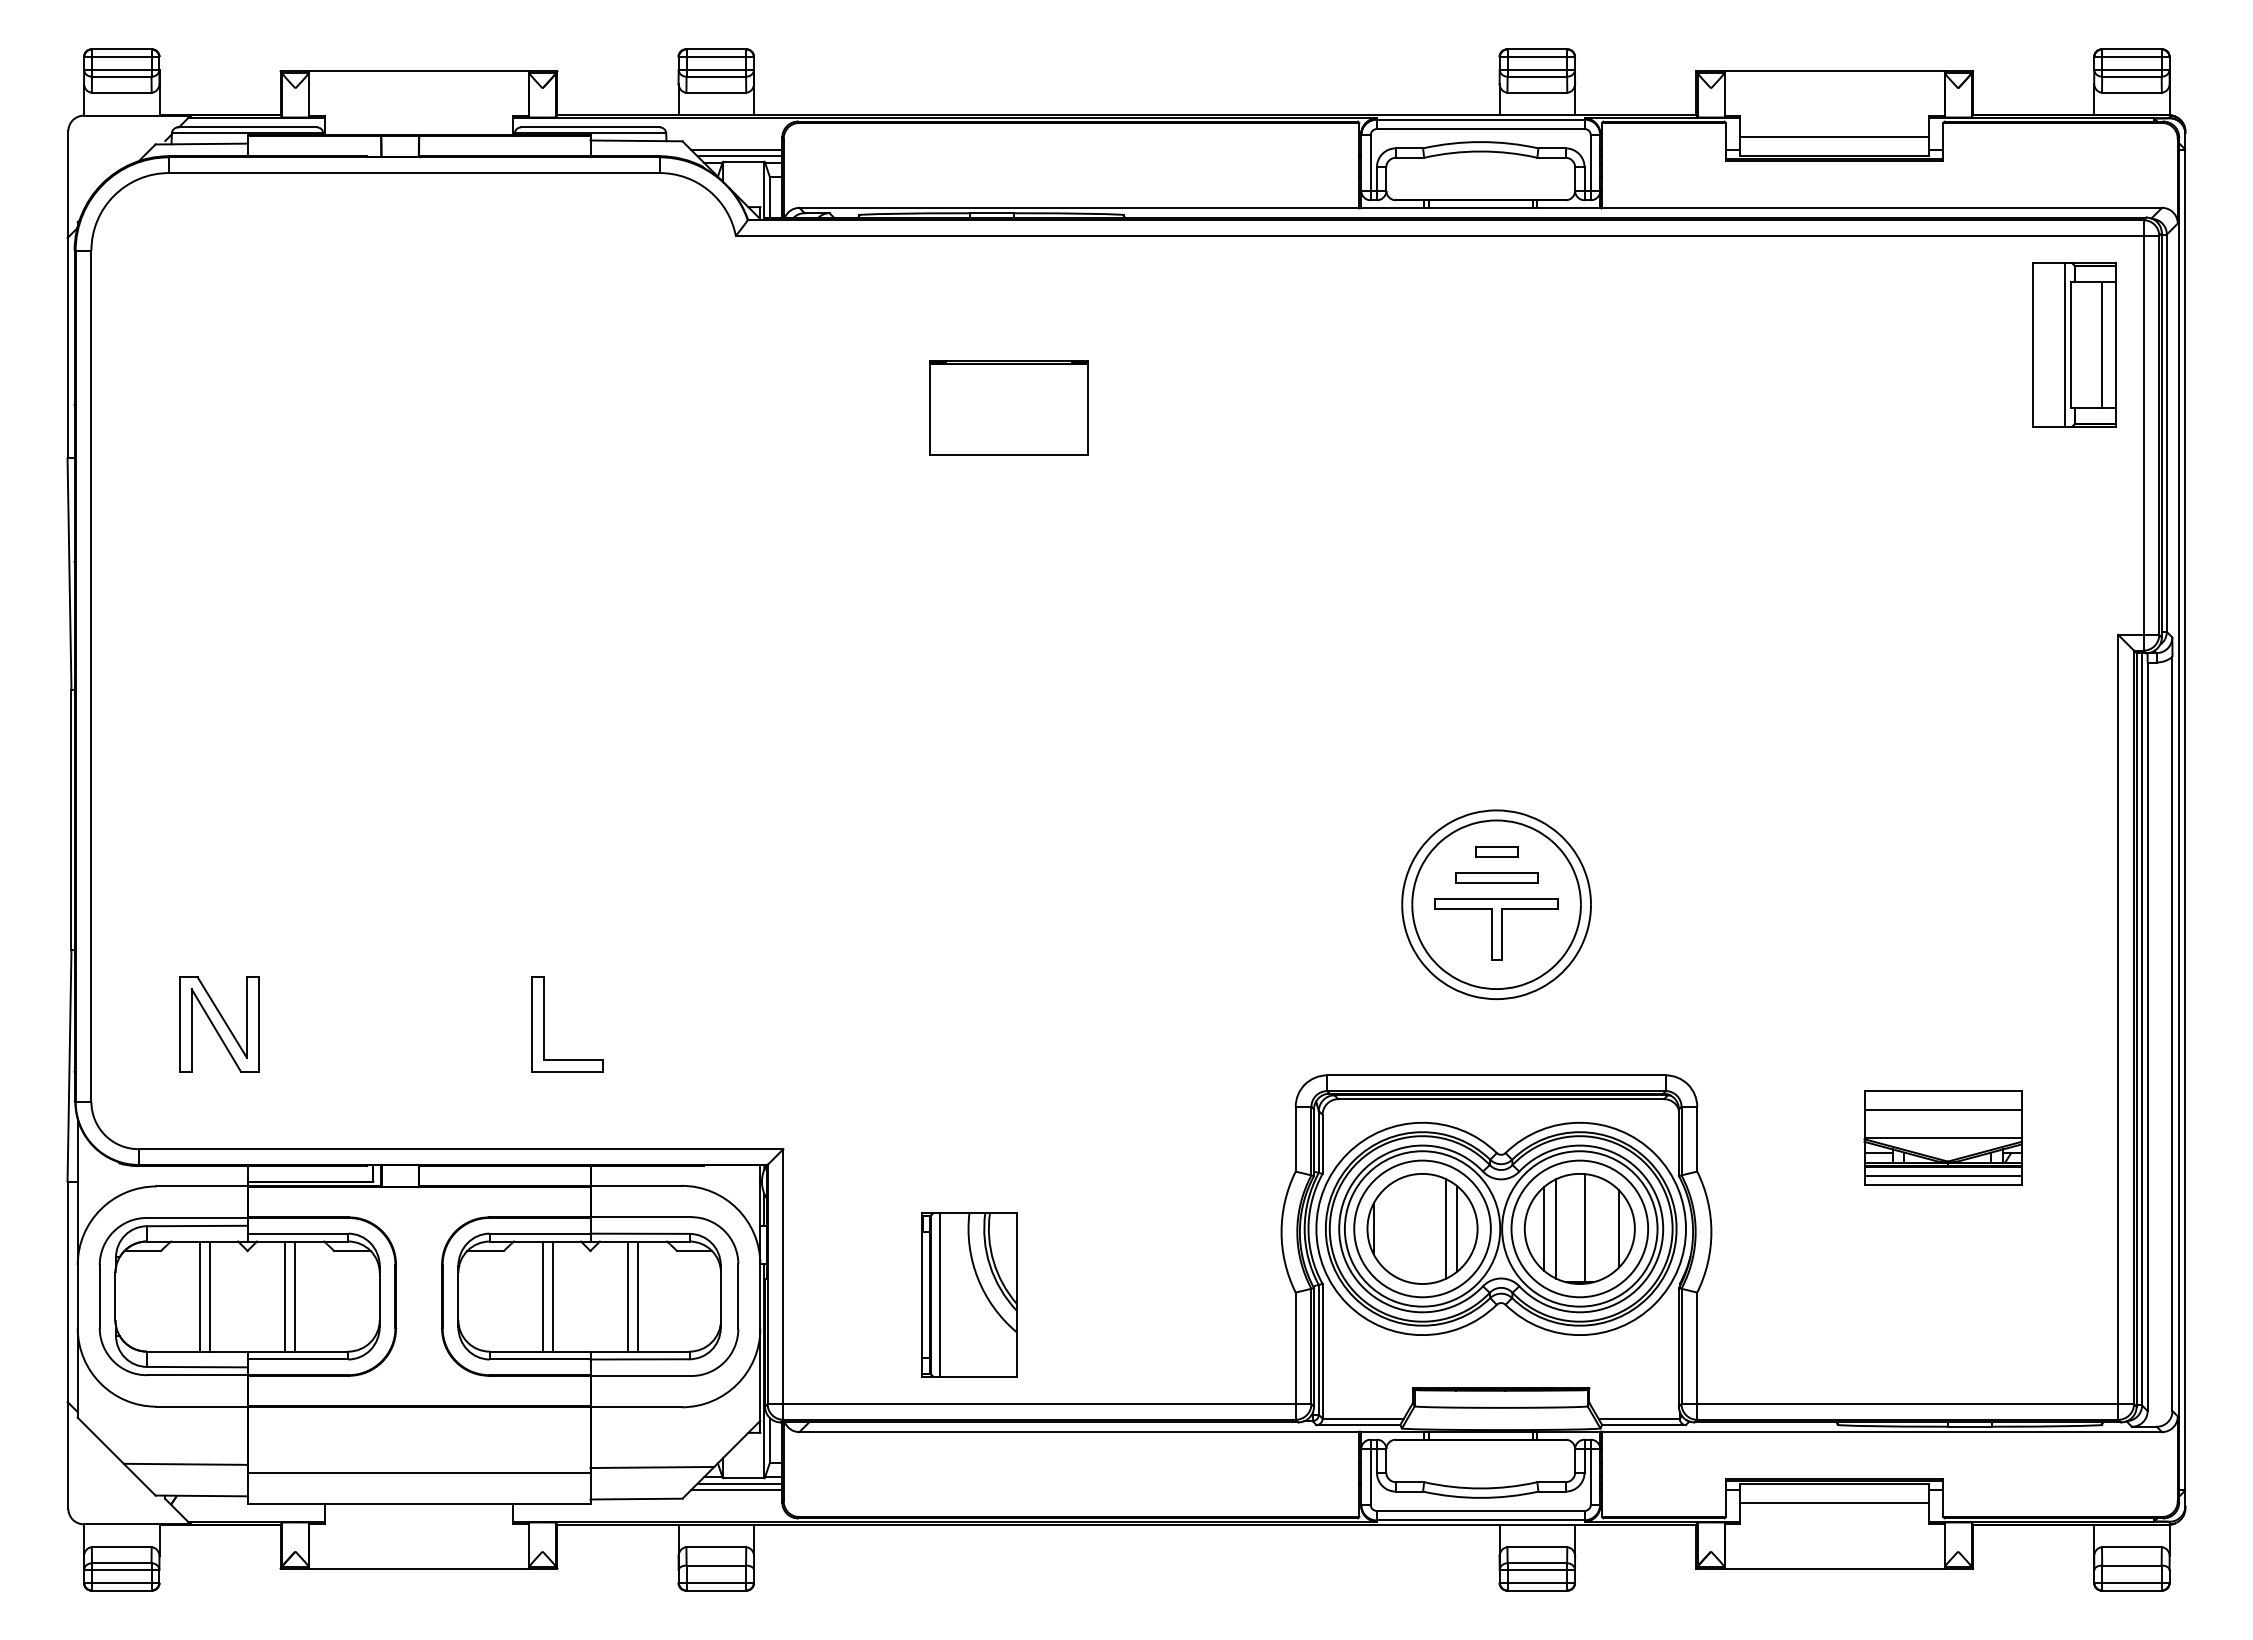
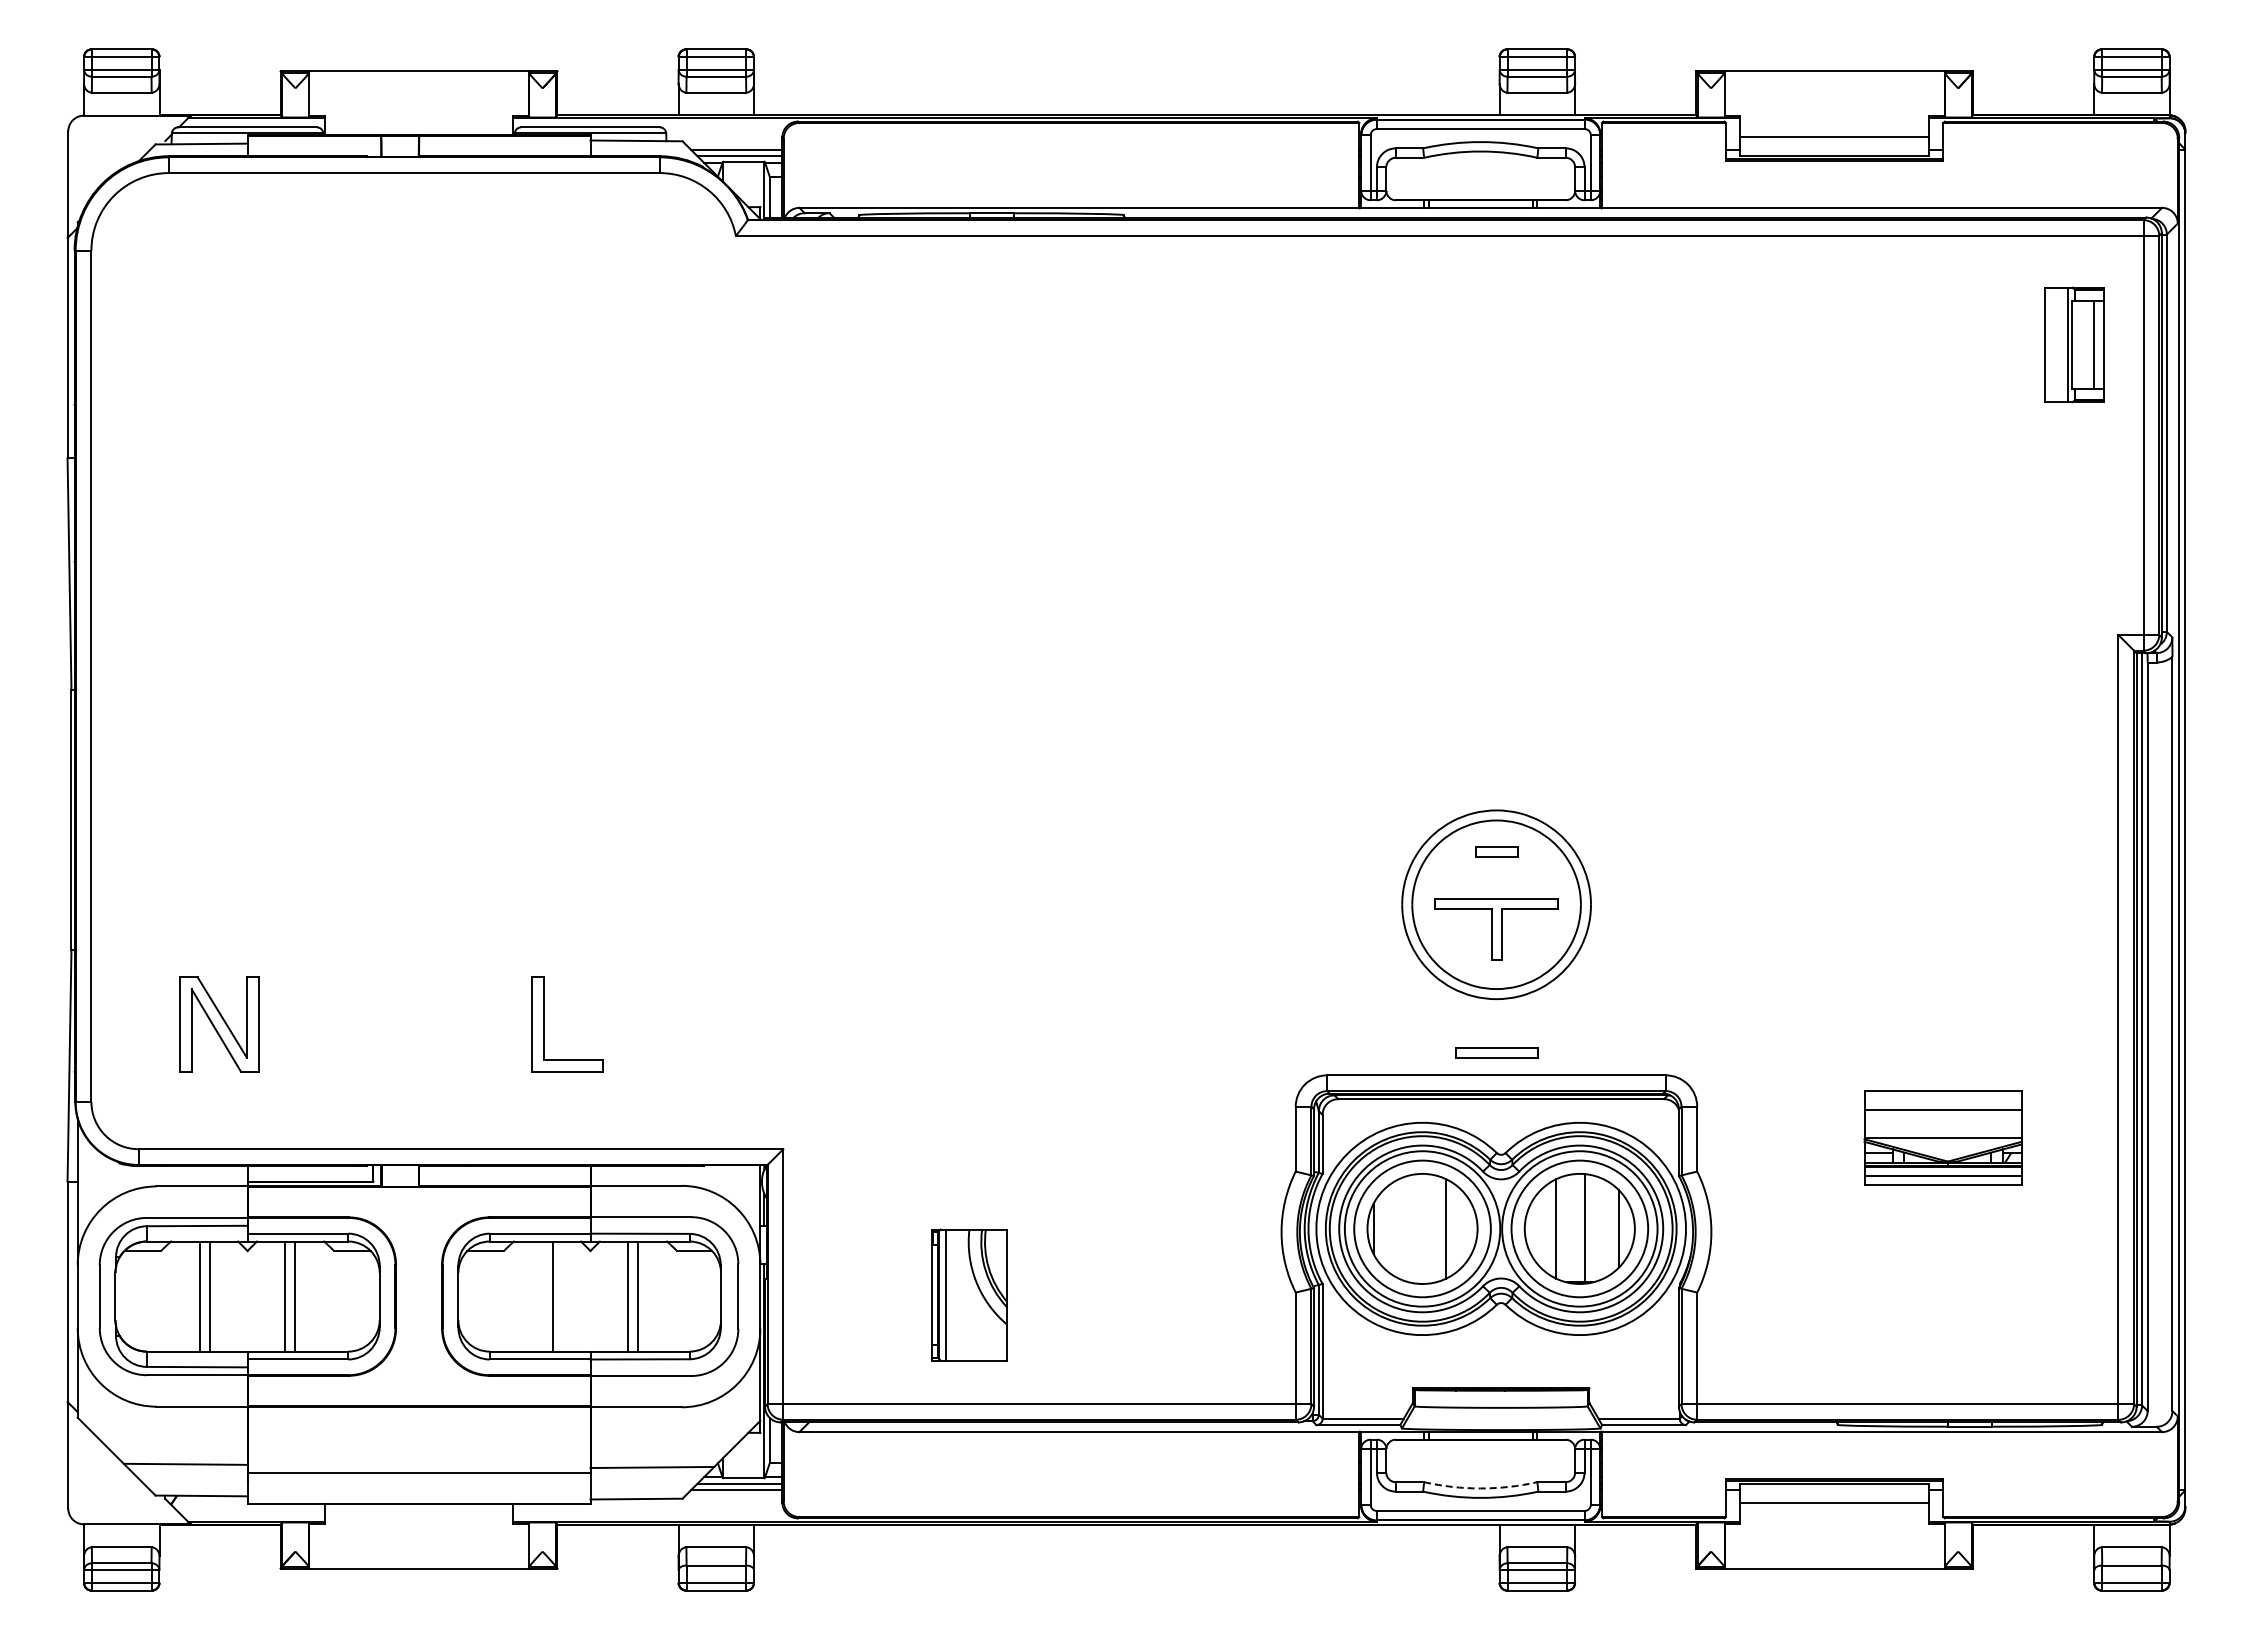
part size: 85x166 px -> 61x118 px (2074, 344)
part: present -> none (1008, 407)
part position: (1496, 877) -> (1496, 1052) (1496, 1052)
line: present -> none (1457, 1228)
line: present -> none (1544, 1228)
part size: 97x166 px -> 77x134 px (969, 1294)
line: present -> none (543, 1296)
arc: solid -> dashed (1480, 1488)
